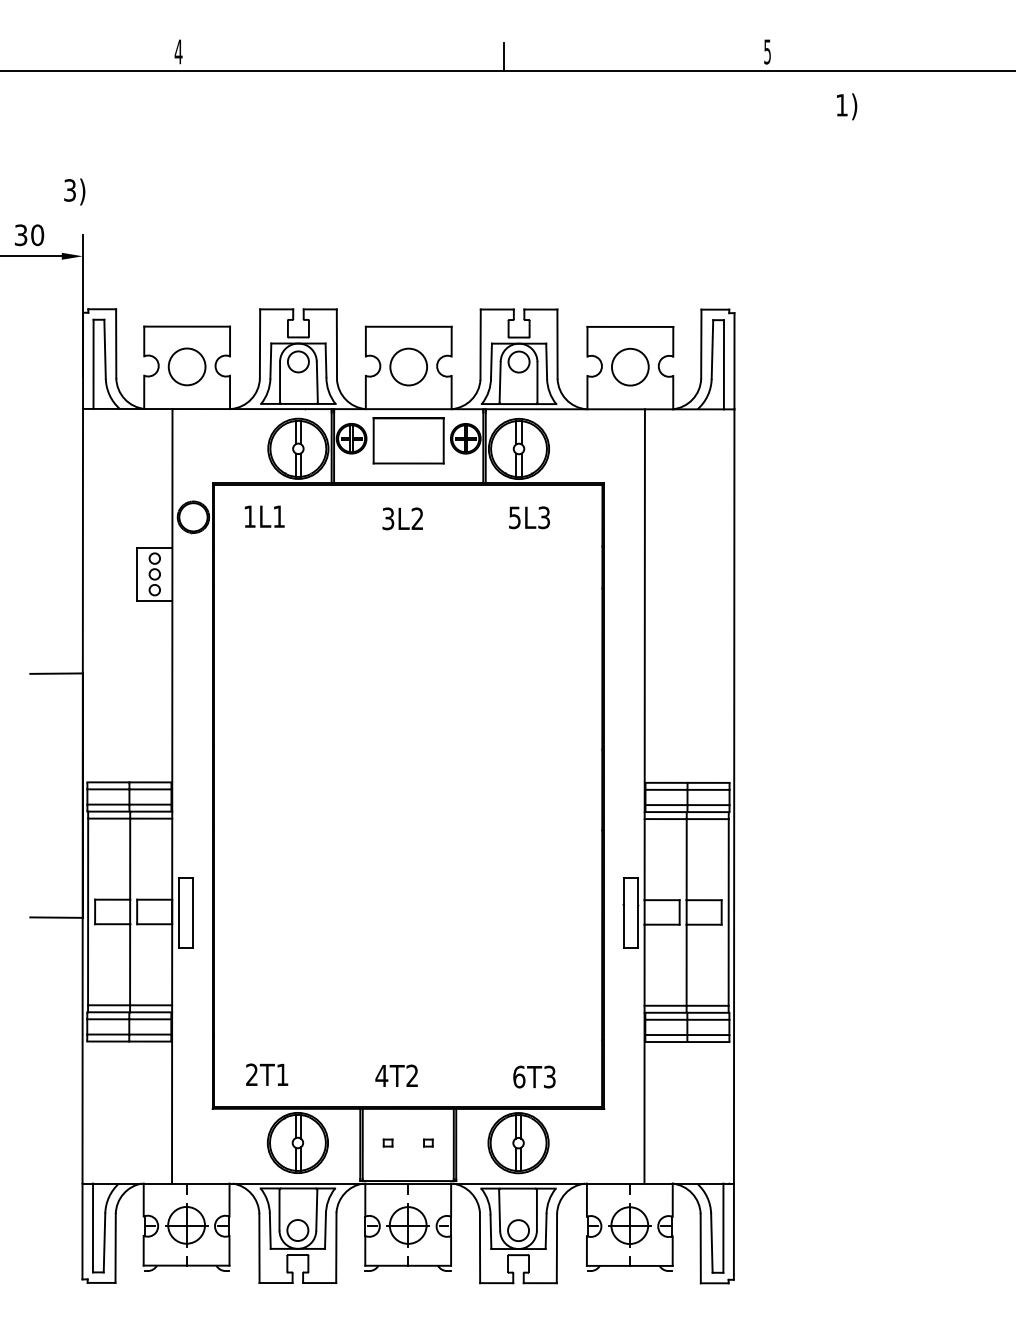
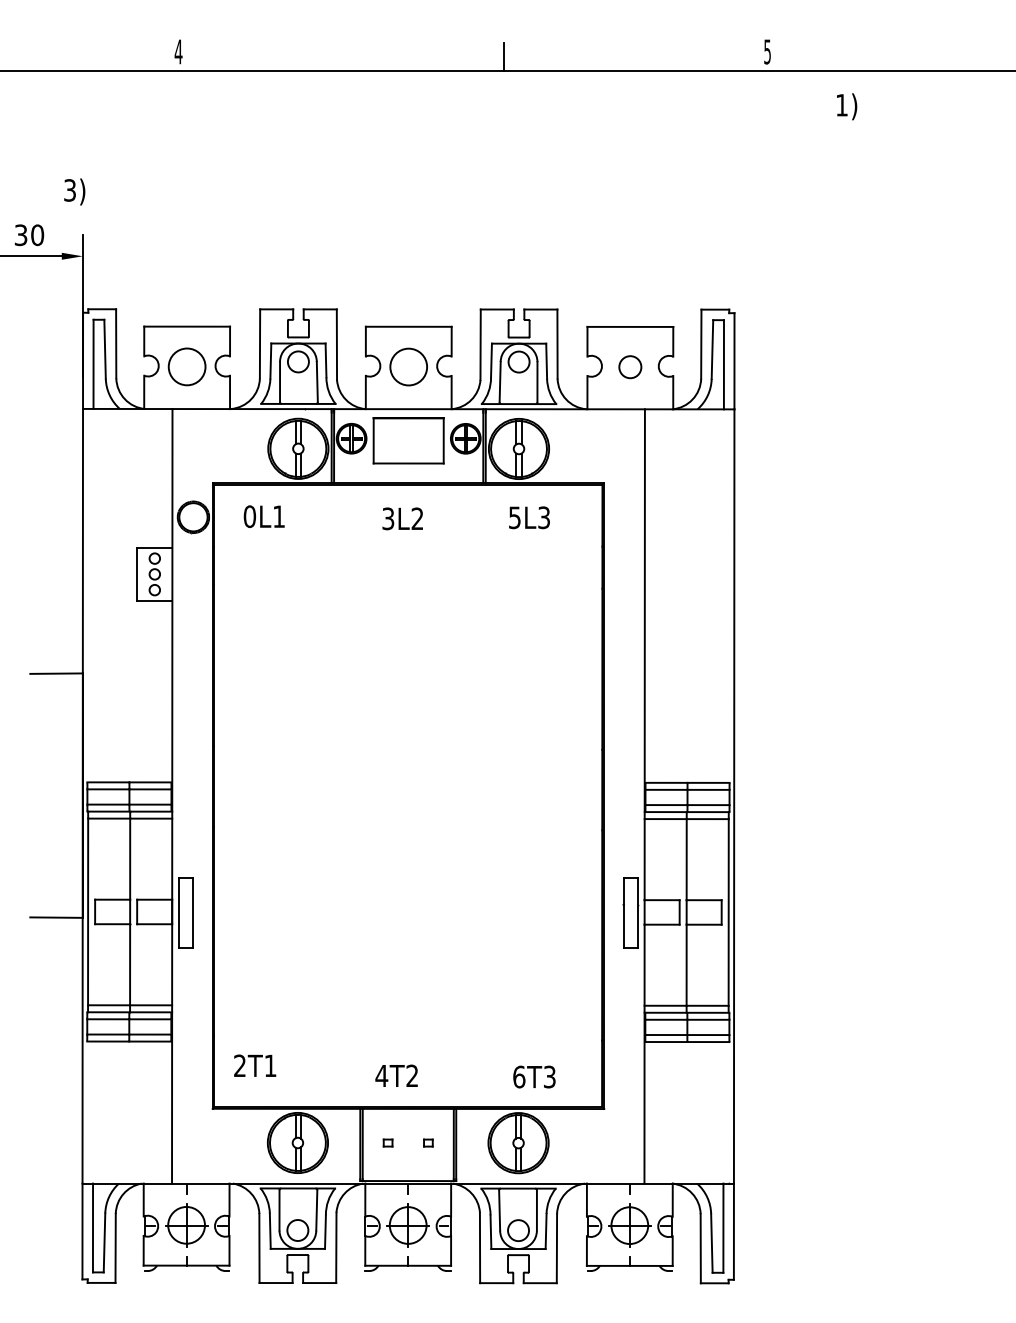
circle diameter: 37 px -> 22 px (630, 367)
text: 1L1 -> 0L1 (249, 516)
text position: (267, 1074) -> (255, 1065) (255, 1065)
